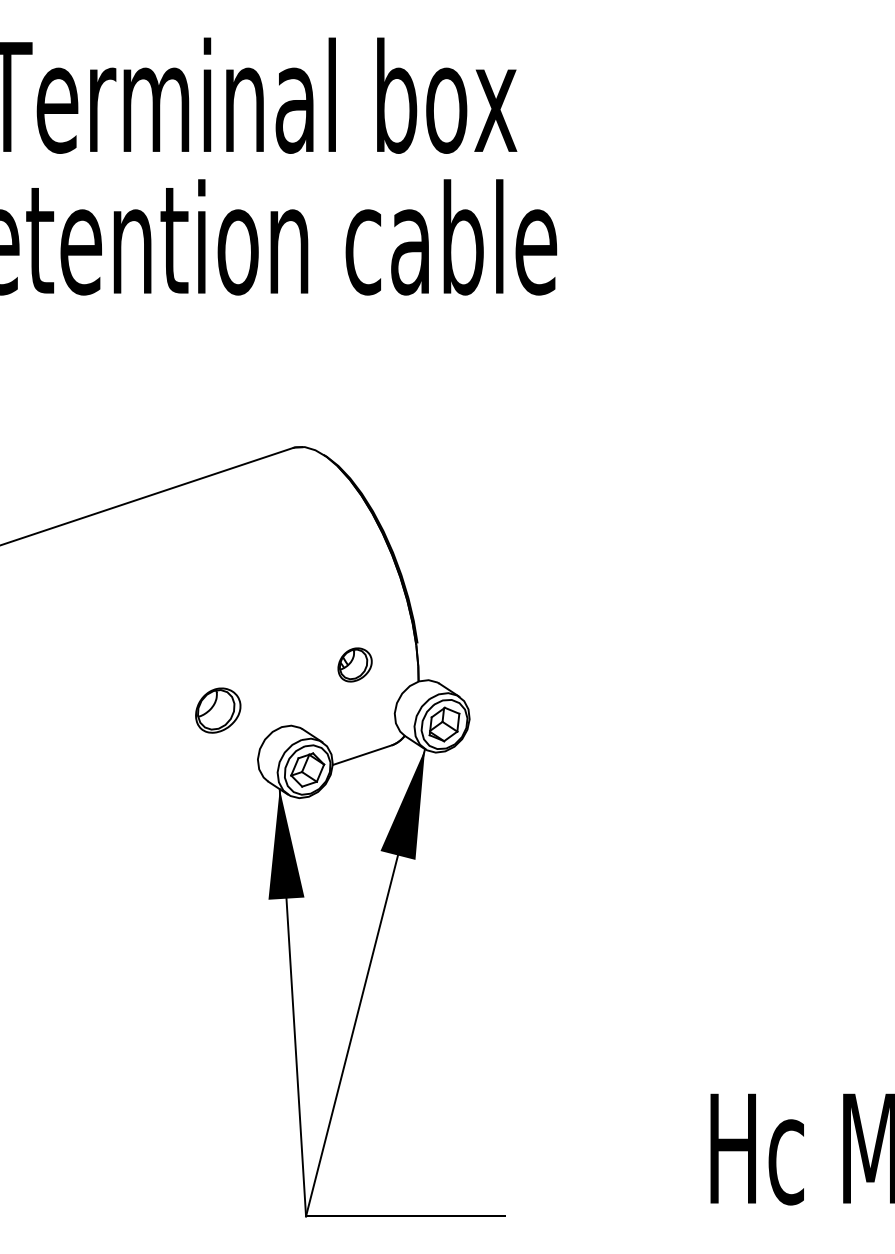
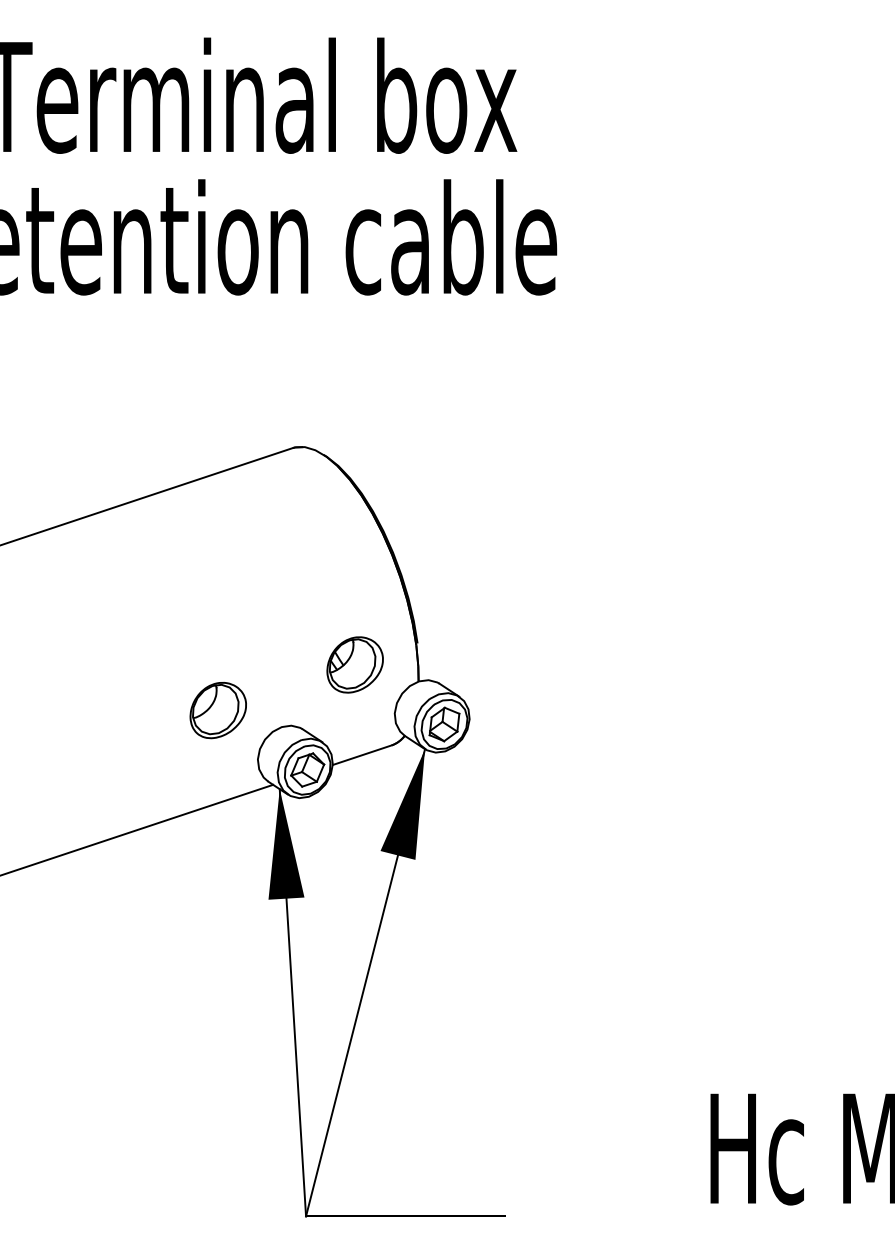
part size: 36x36 px -> 58x58 px (354, 664)
part size: 47x47 px -> 58x58 px (217, 710)
line: none -> present (137, 829)
